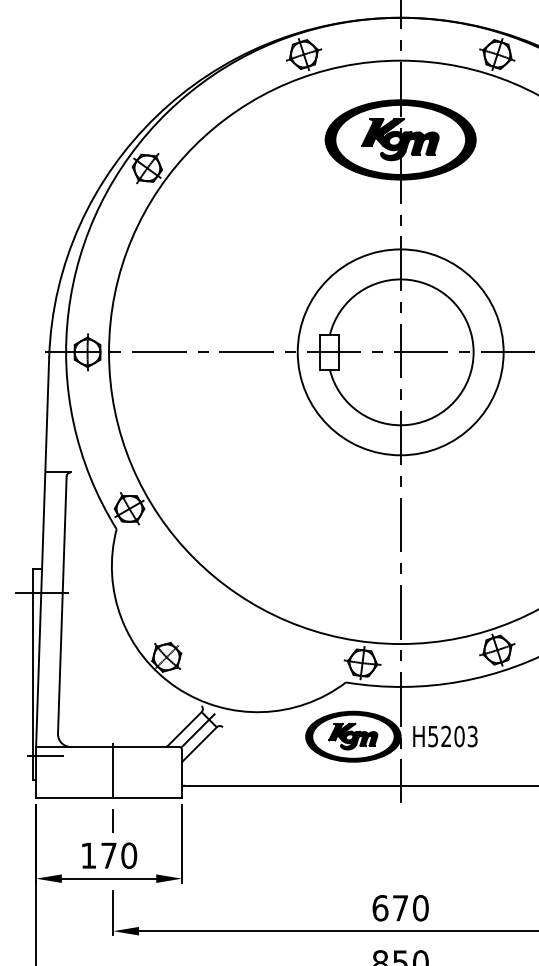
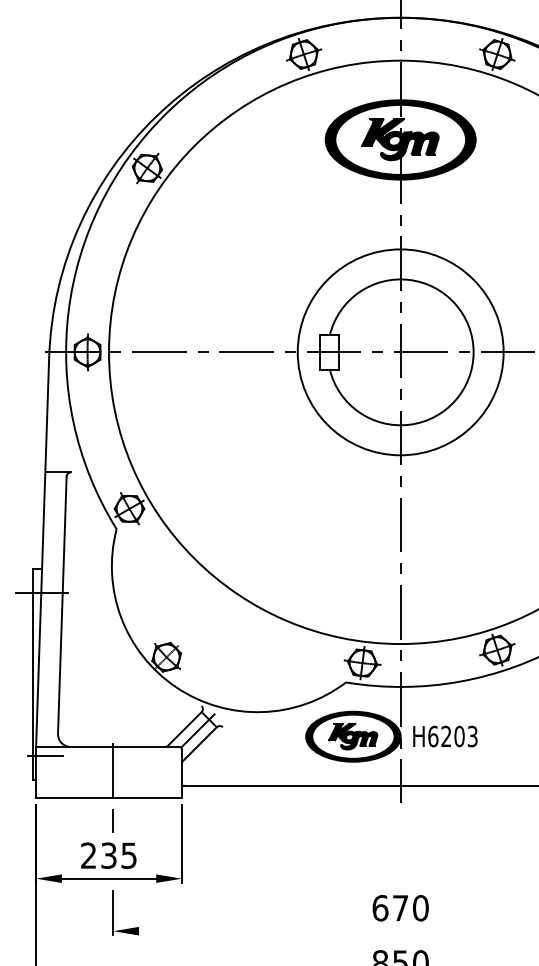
text: H5203 -> H6203 (433, 736)
text: 170 -> 235 (109, 855)
line: present -> none (337, 931)
